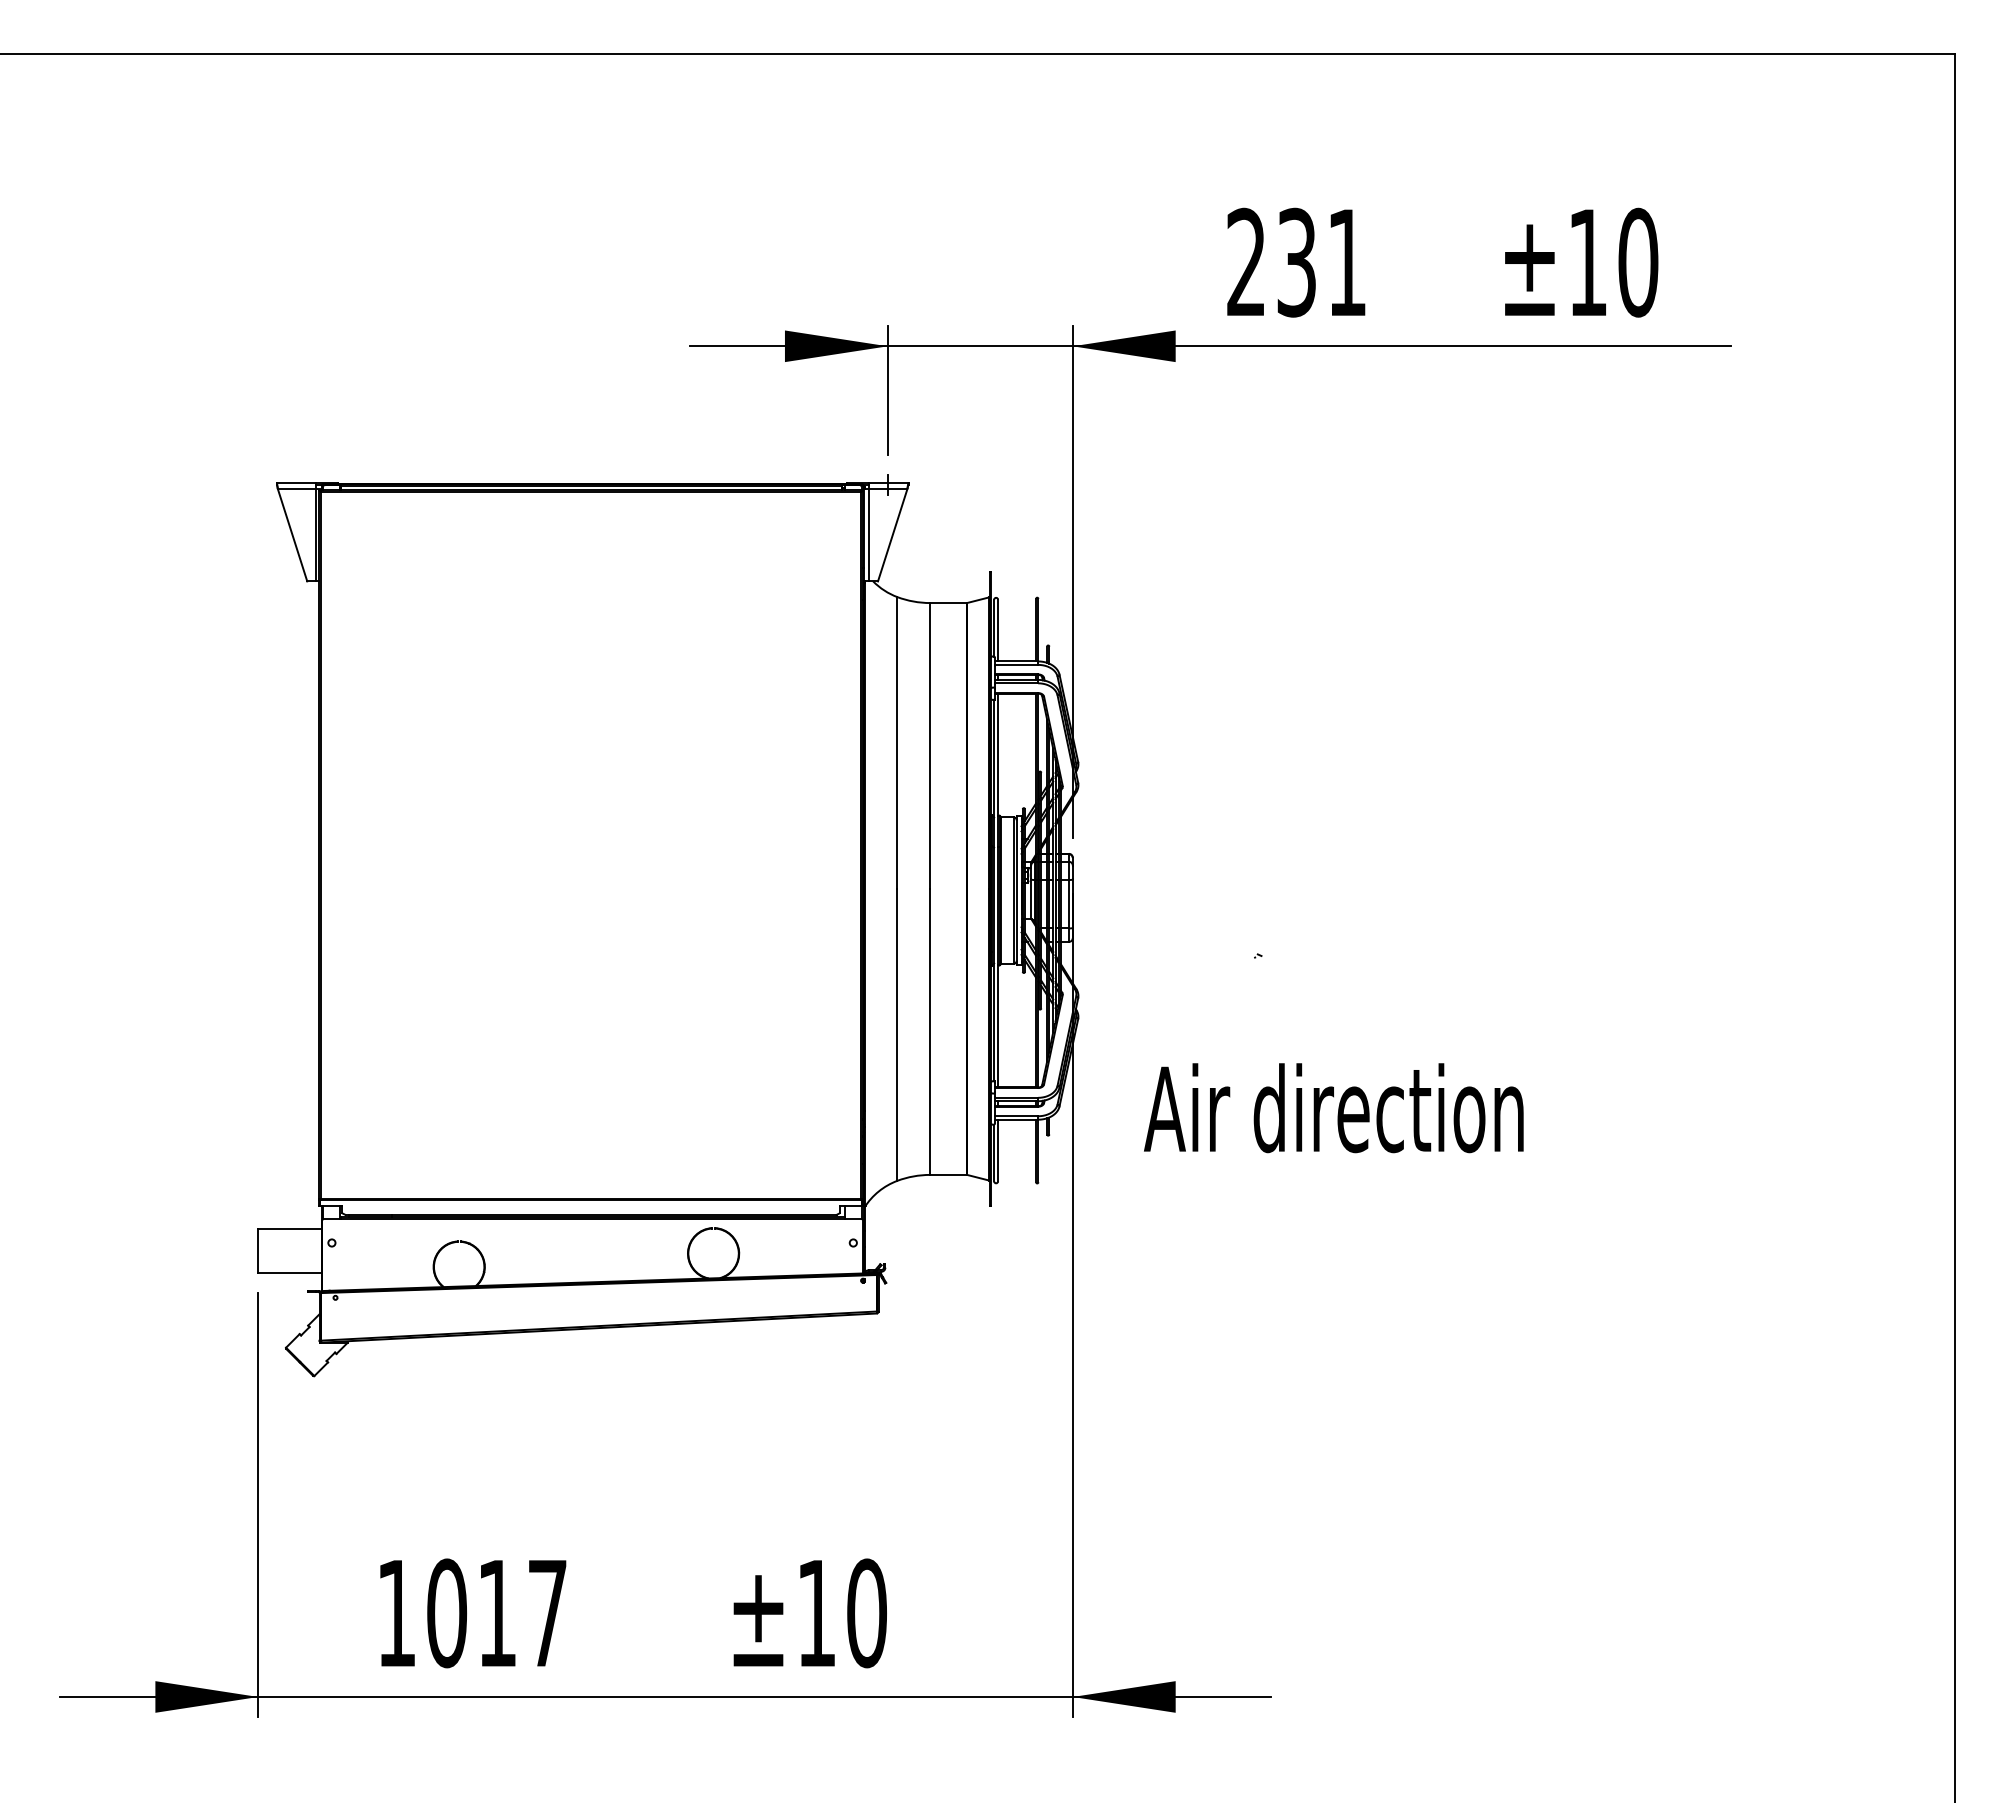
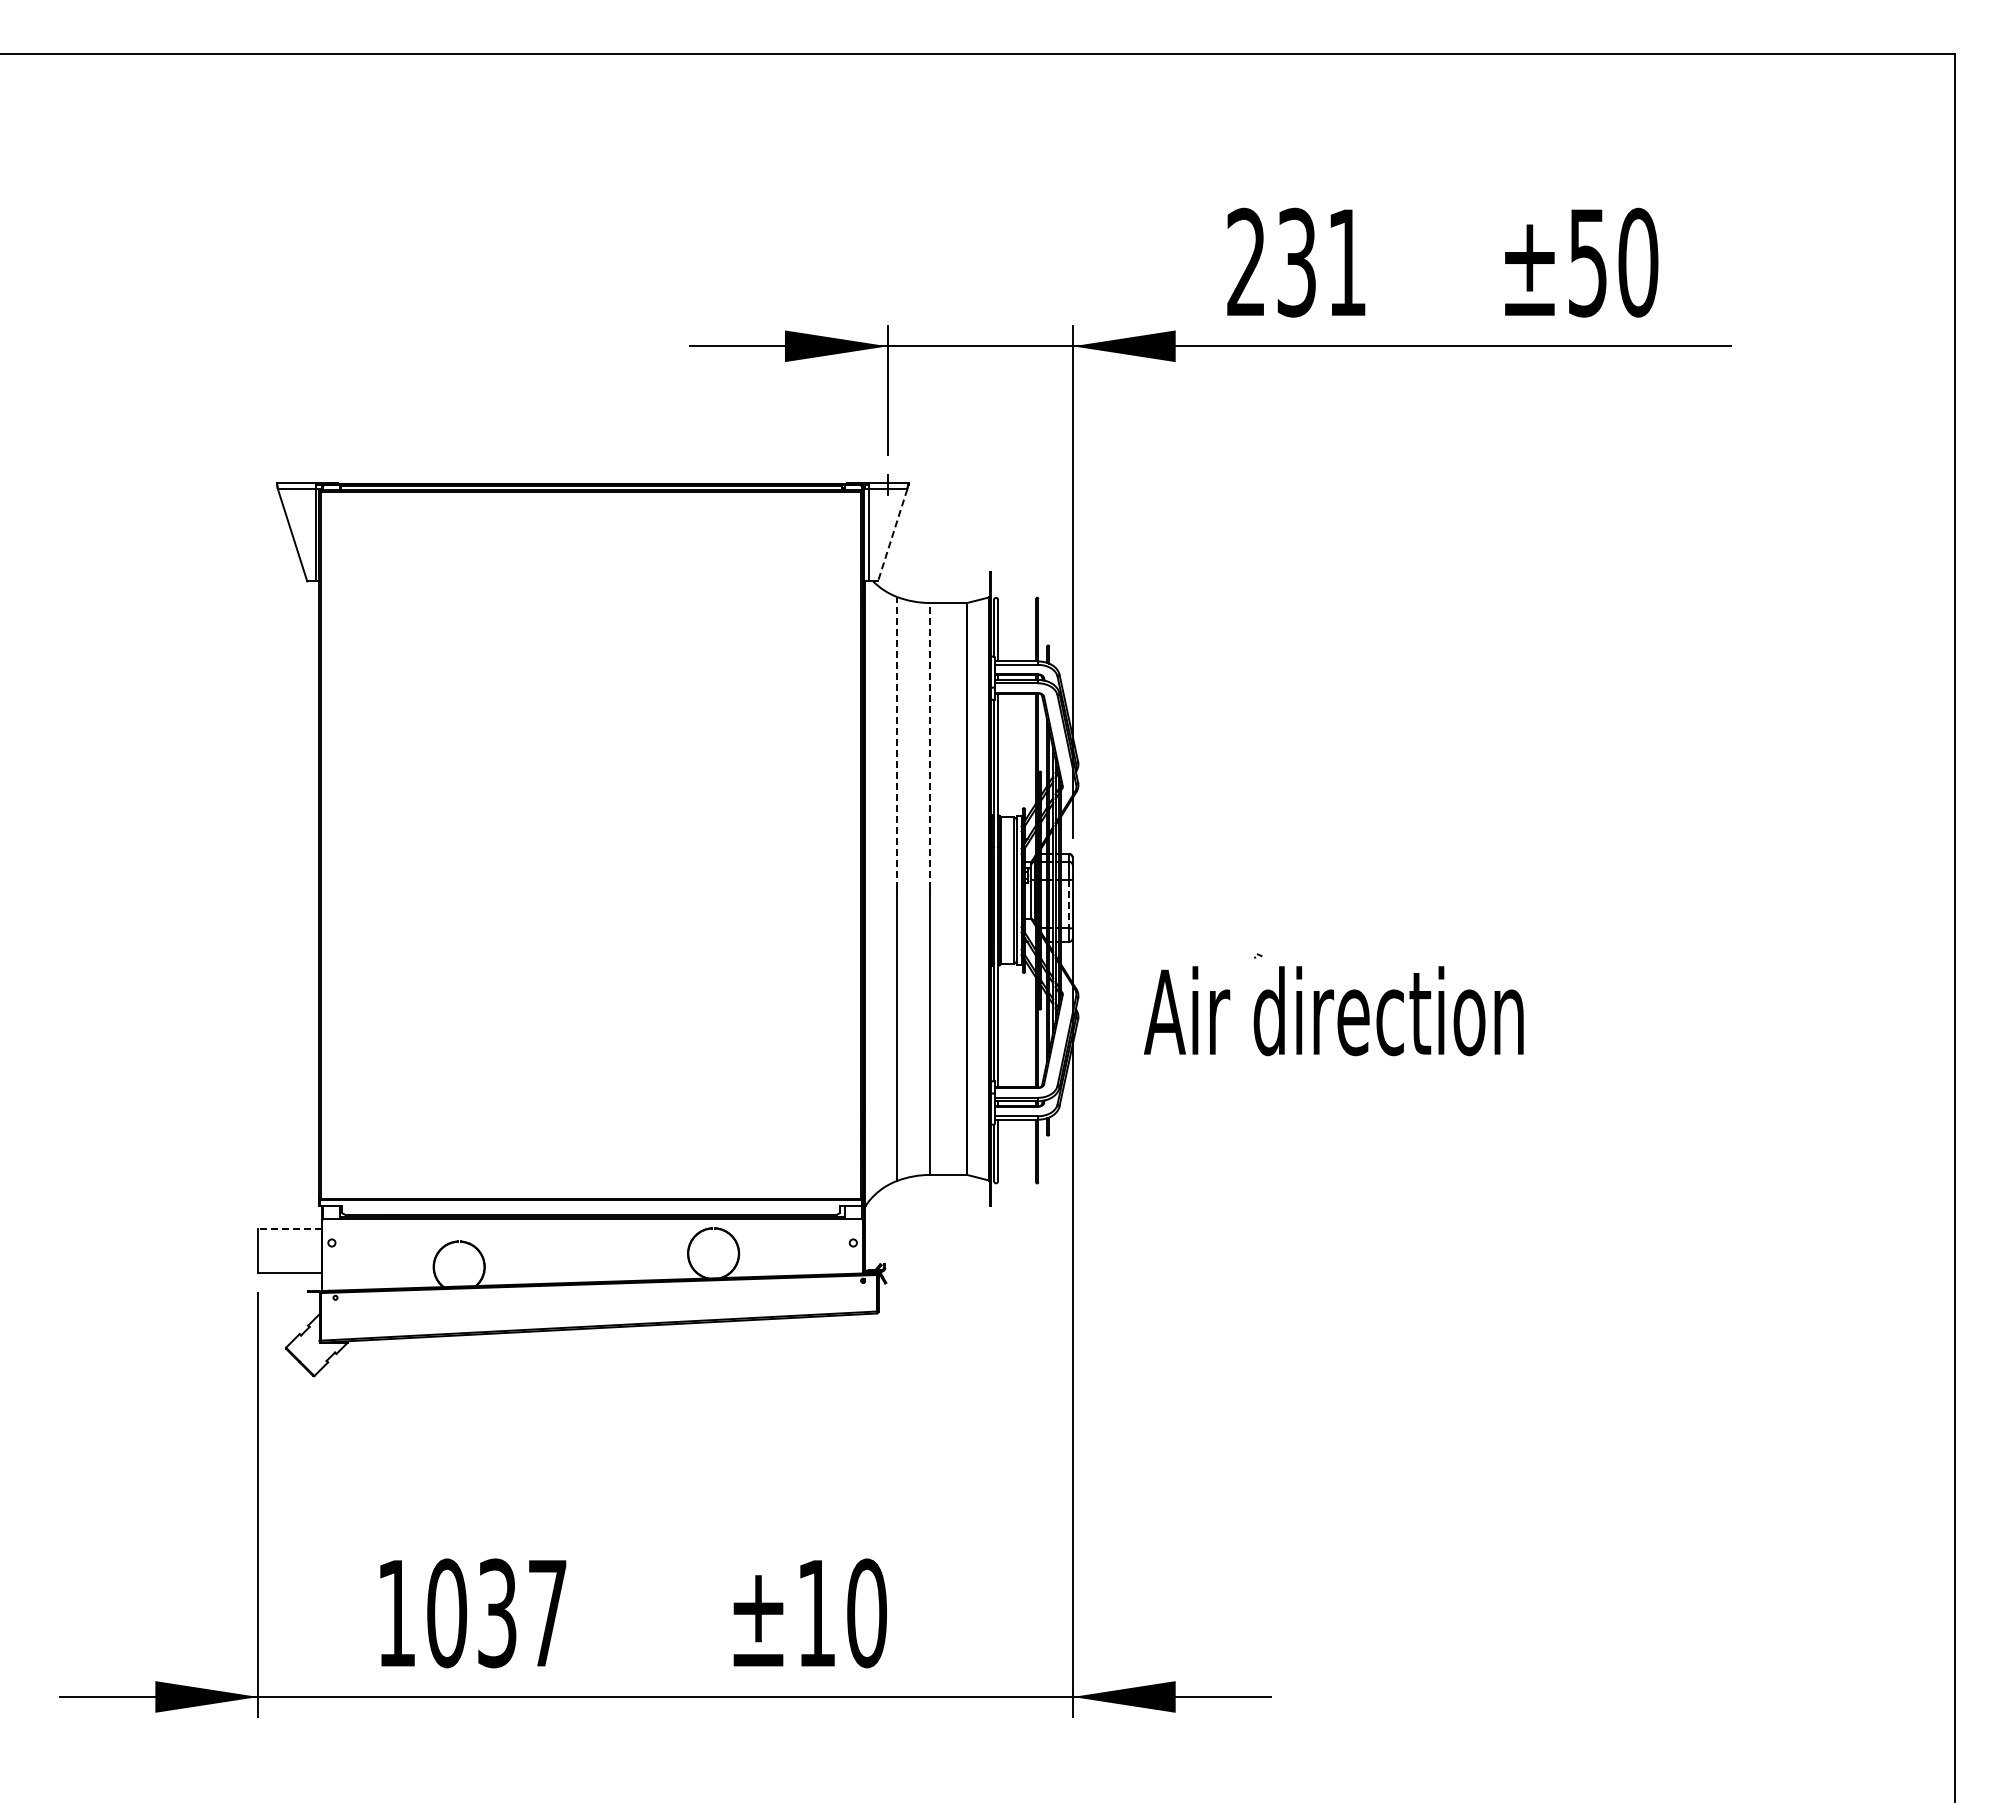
text: ±10 -> ±50 (1587, 263)
line: solid -> dashed (892, 535)
line: solid -> dashed (897, 743)
line: solid -> dashed (930, 746)
line: solid -> dashed (1068, 904)
text position: (1333, 1108) -> (1333, 1011) (1333, 1011)
line: solid -> dashed (289, 1229)
text: 1017 -> 1037 (497, 1613)
